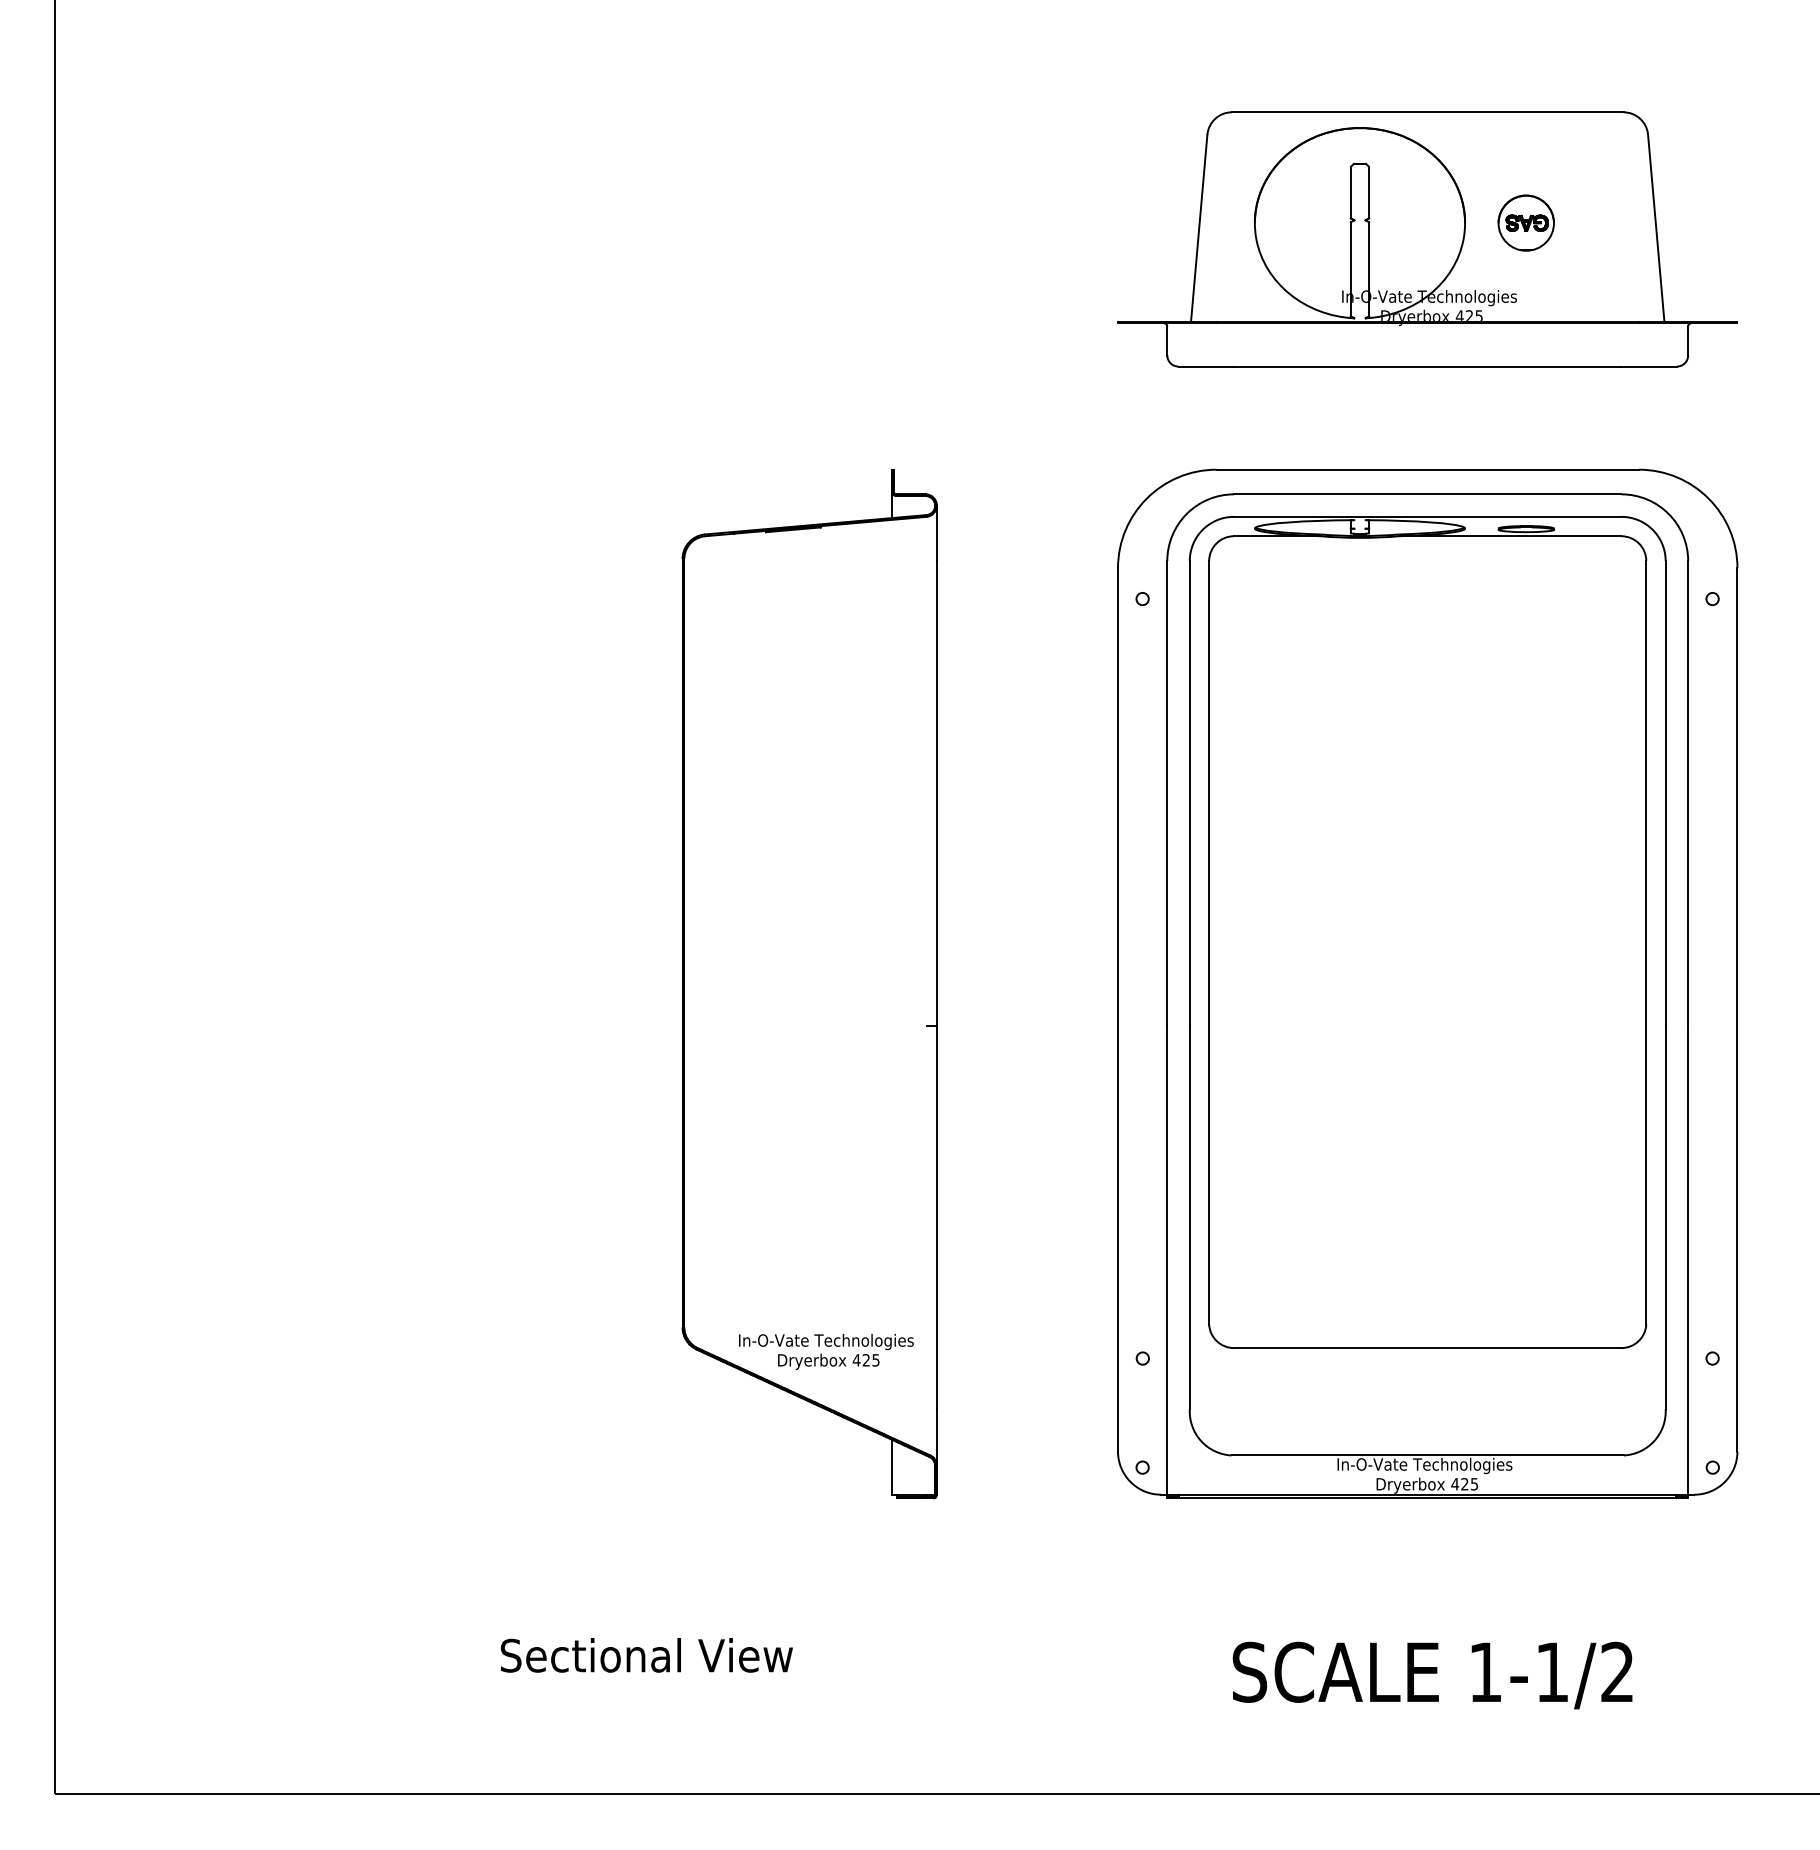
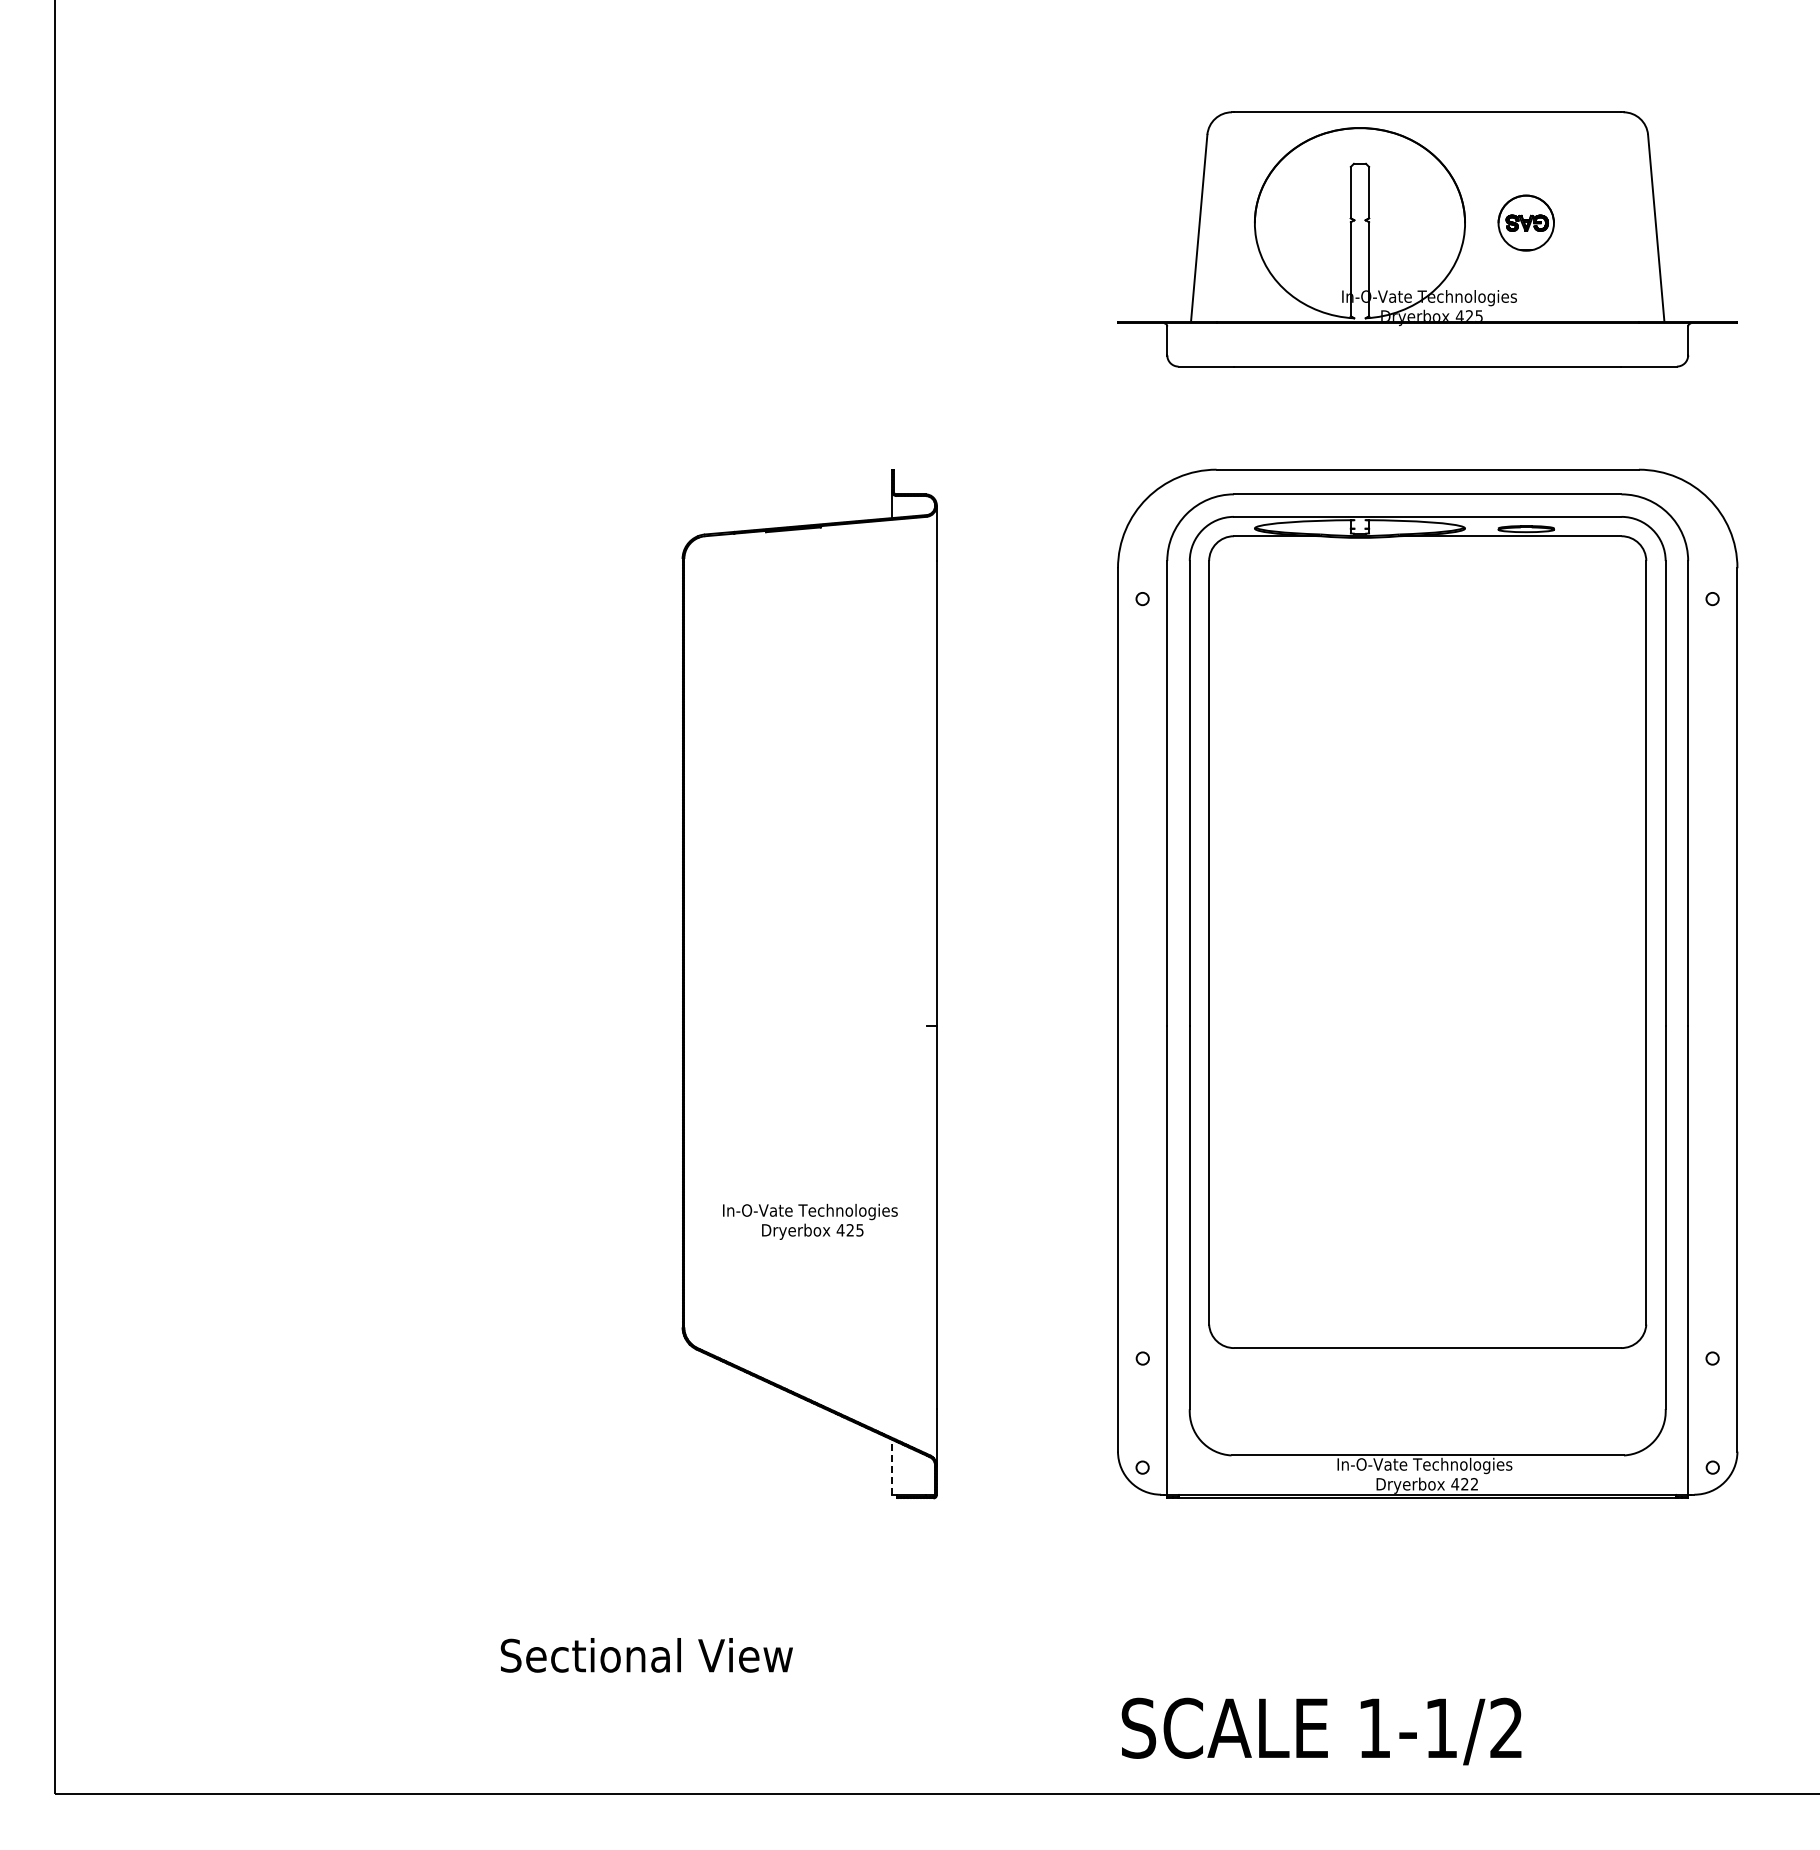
text position: (826, 1351) -> (810, 1221) (810, 1221)
line: solid -> dashed (891, 1466)
text: 425 -> 422 (1474, 1484)
text position: (1432, 1675) -> (1321, 1731) (1321, 1731)
